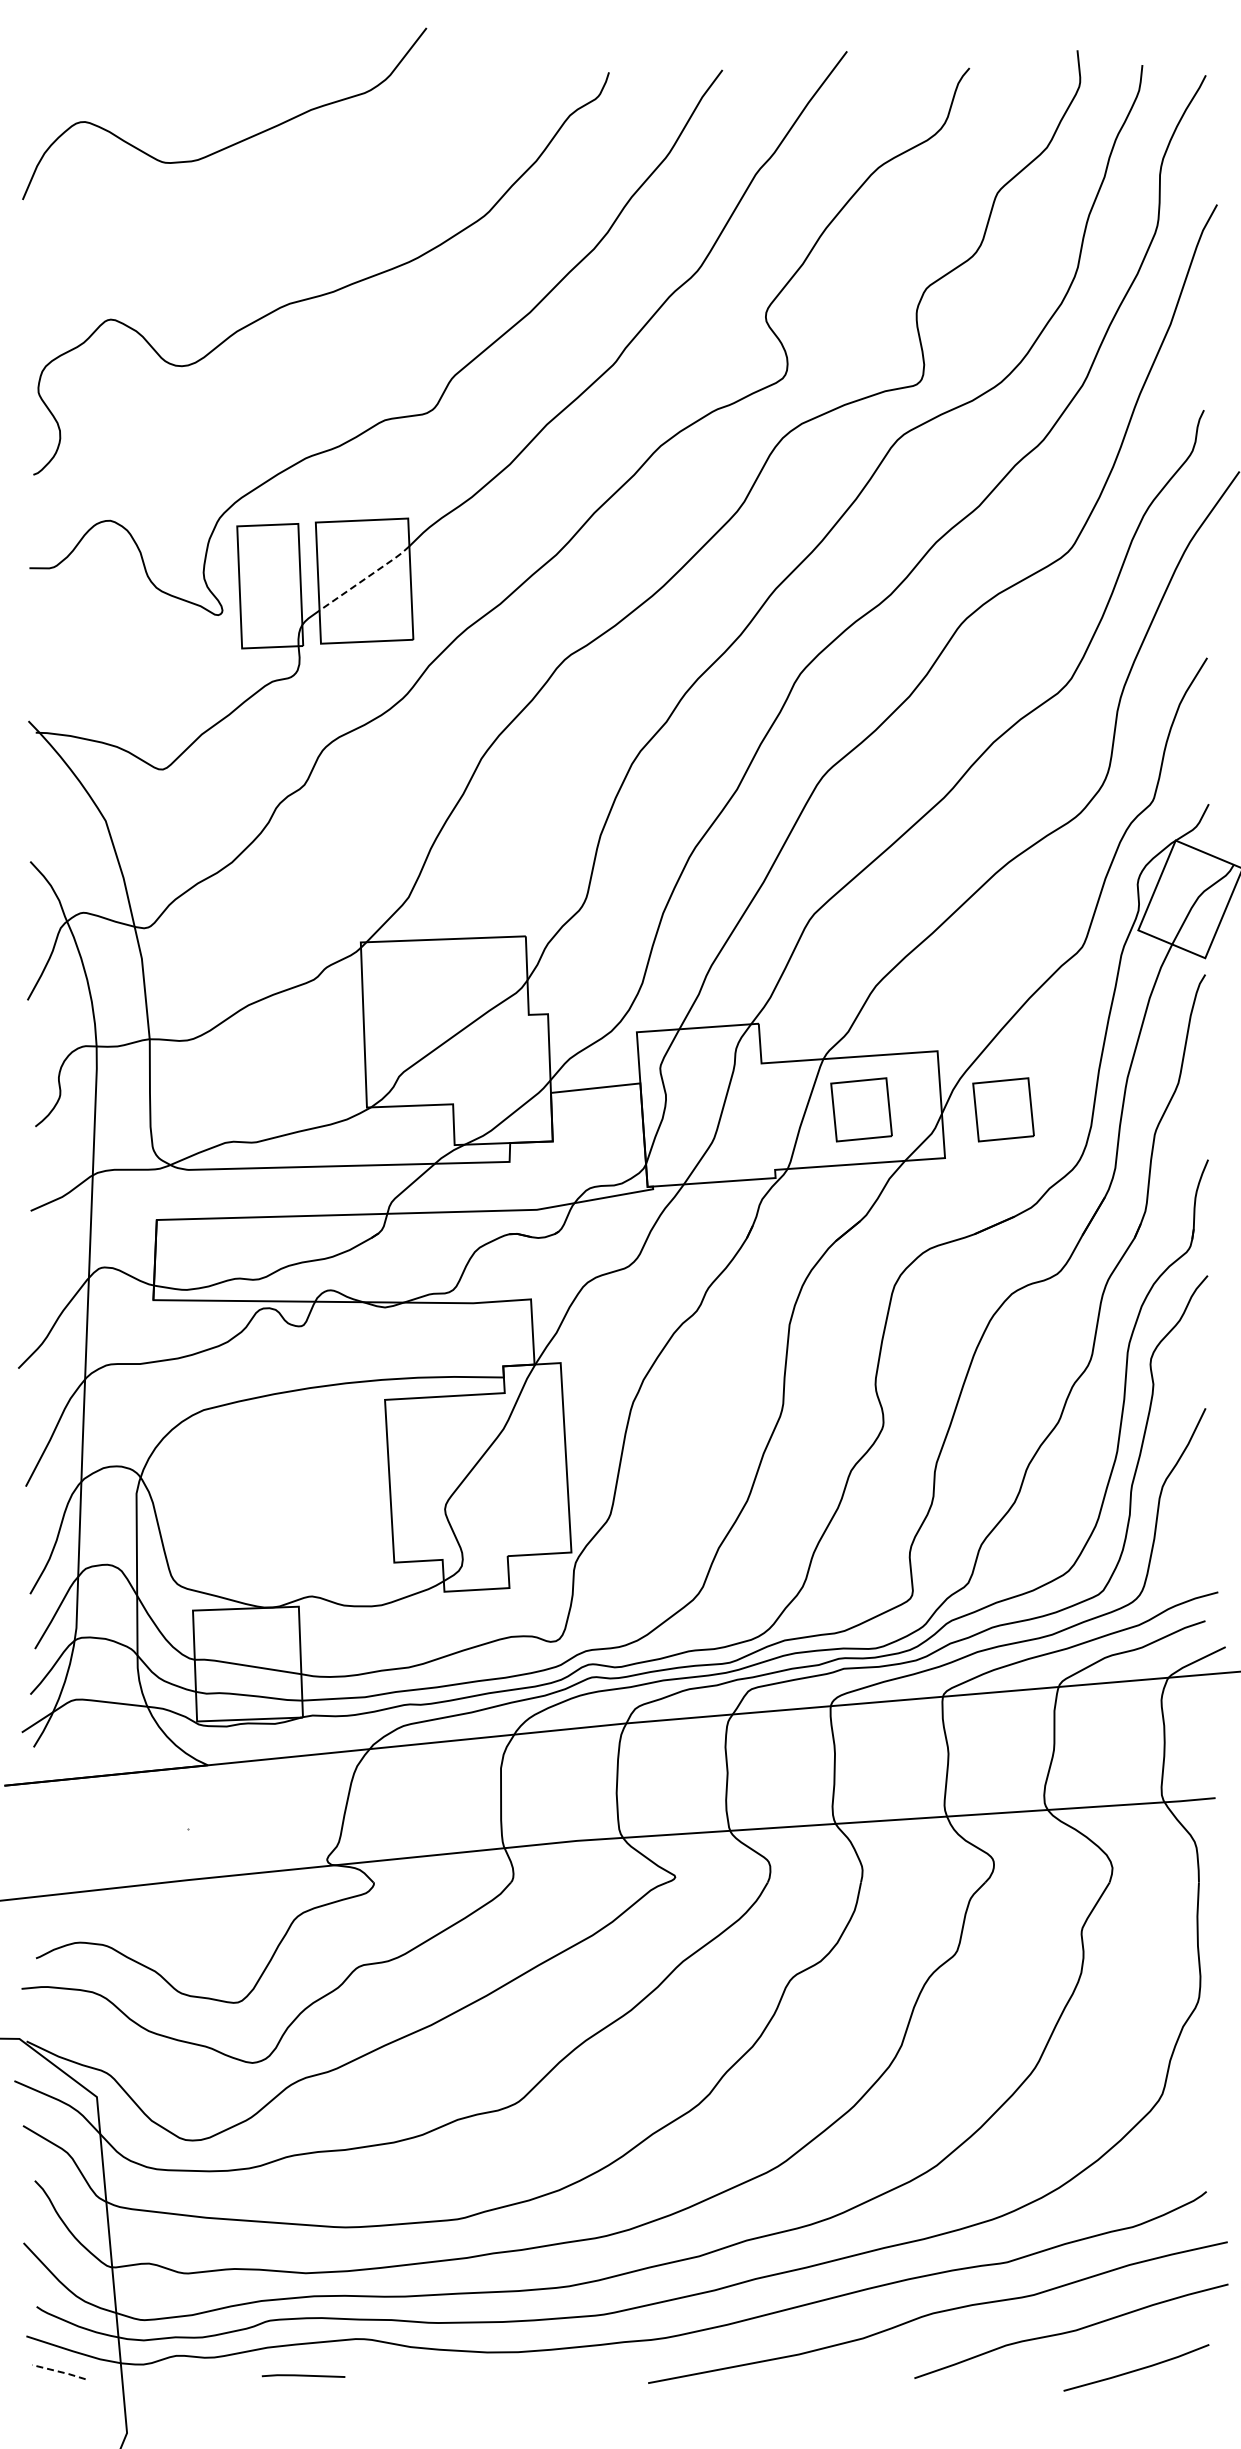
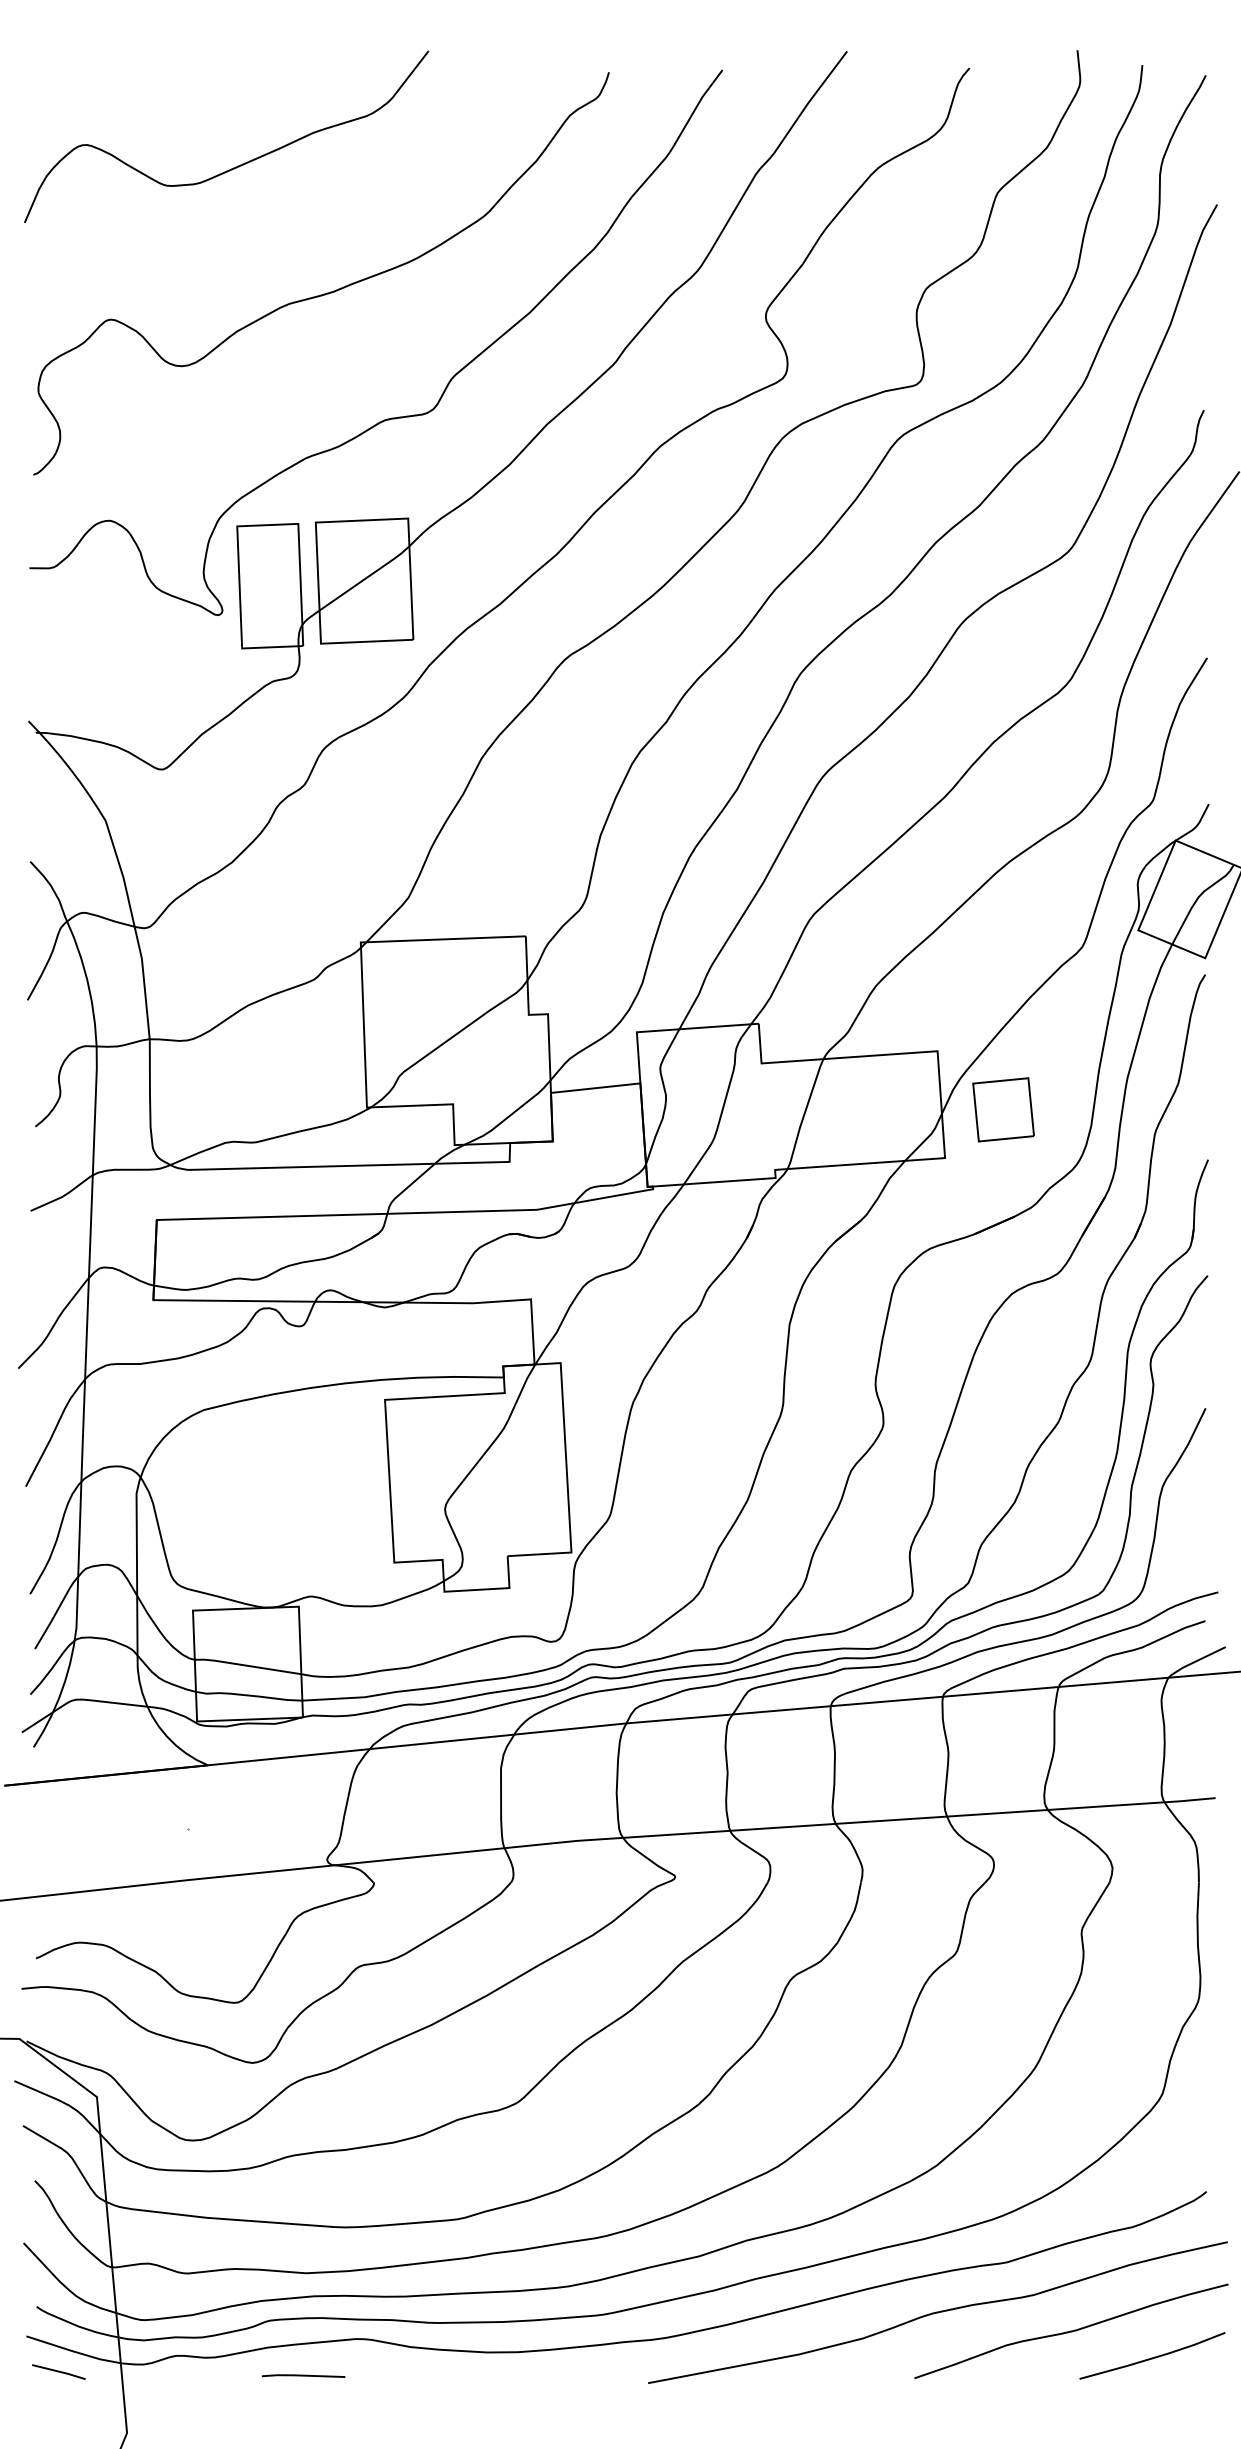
curve position: (238, 141) -> (240, 164) (240, 164)
line: dashed -> solid (366, 578)
part: present -> none (861, 1109)
line position: (1136, 2369) -> (1152, 2357) (1152, 2357)
line: dashed -> solid (59, 2371)
